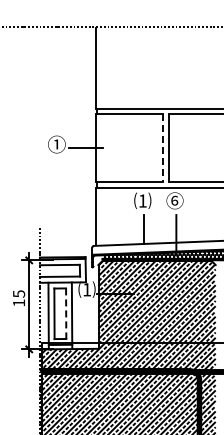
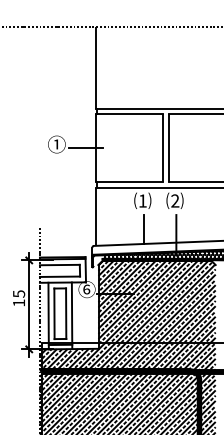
line: dashed -> solid (162, 148)
text: ⑥ -> ⑵ (174, 200)
text: ⑴ -> ⑥ (86, 289)
line: dashed -> solid (66, 314)
